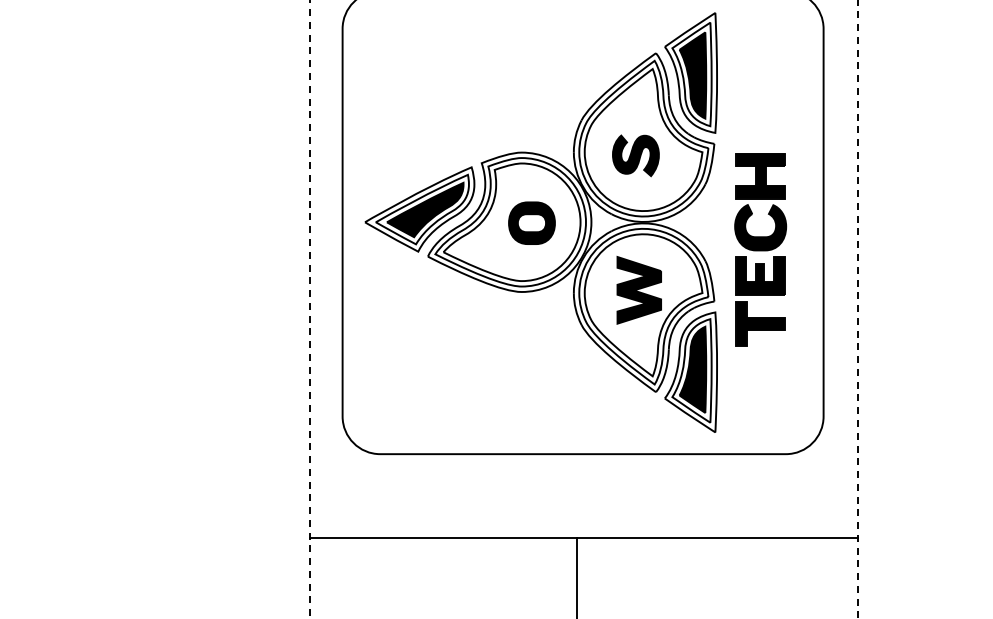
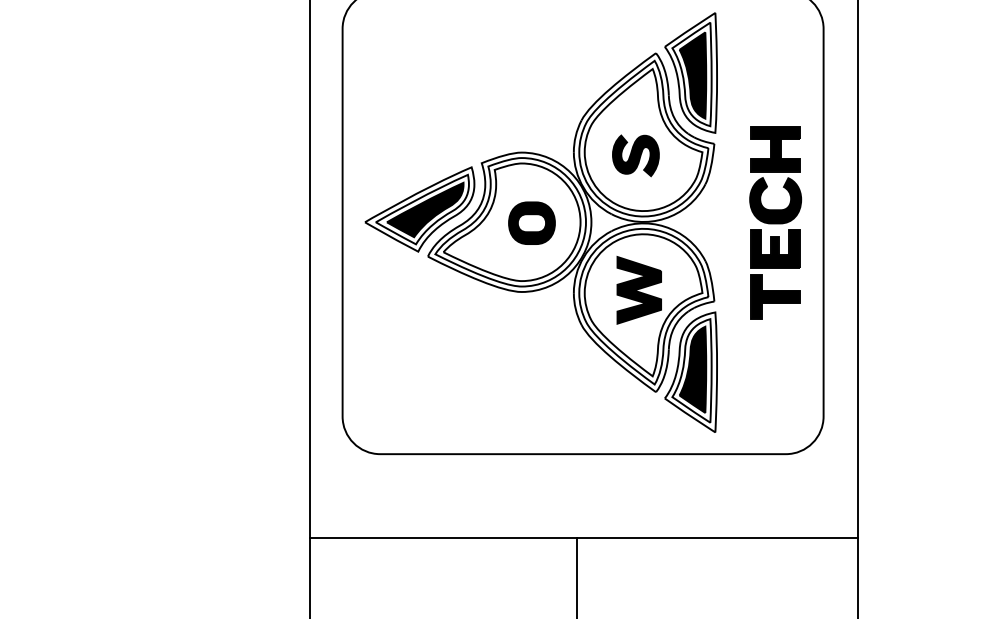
part position: (760, 249) -> (775, 222) (775, 222)
line: dashed -> solid (310, 309)
line: dashed -> solid (858, 309)
